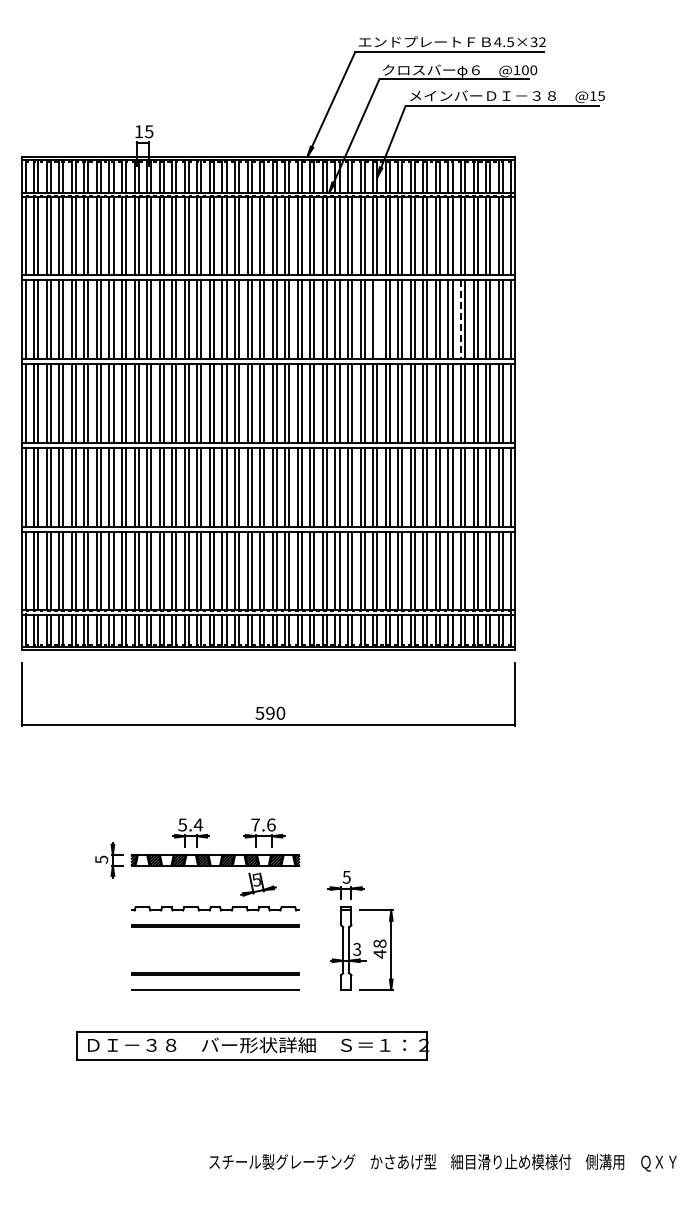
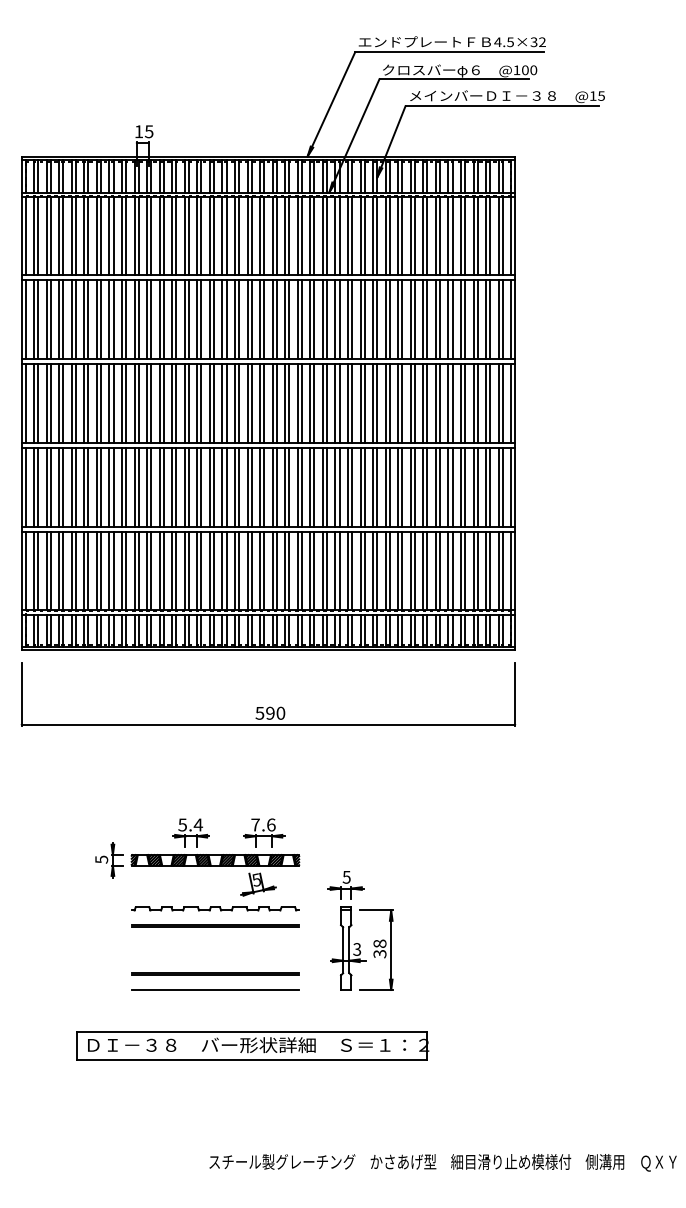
line: none -> present (377, 319)
line: dashed -> solid (460, 320)
text: 48 -> 38 (379, 953)
